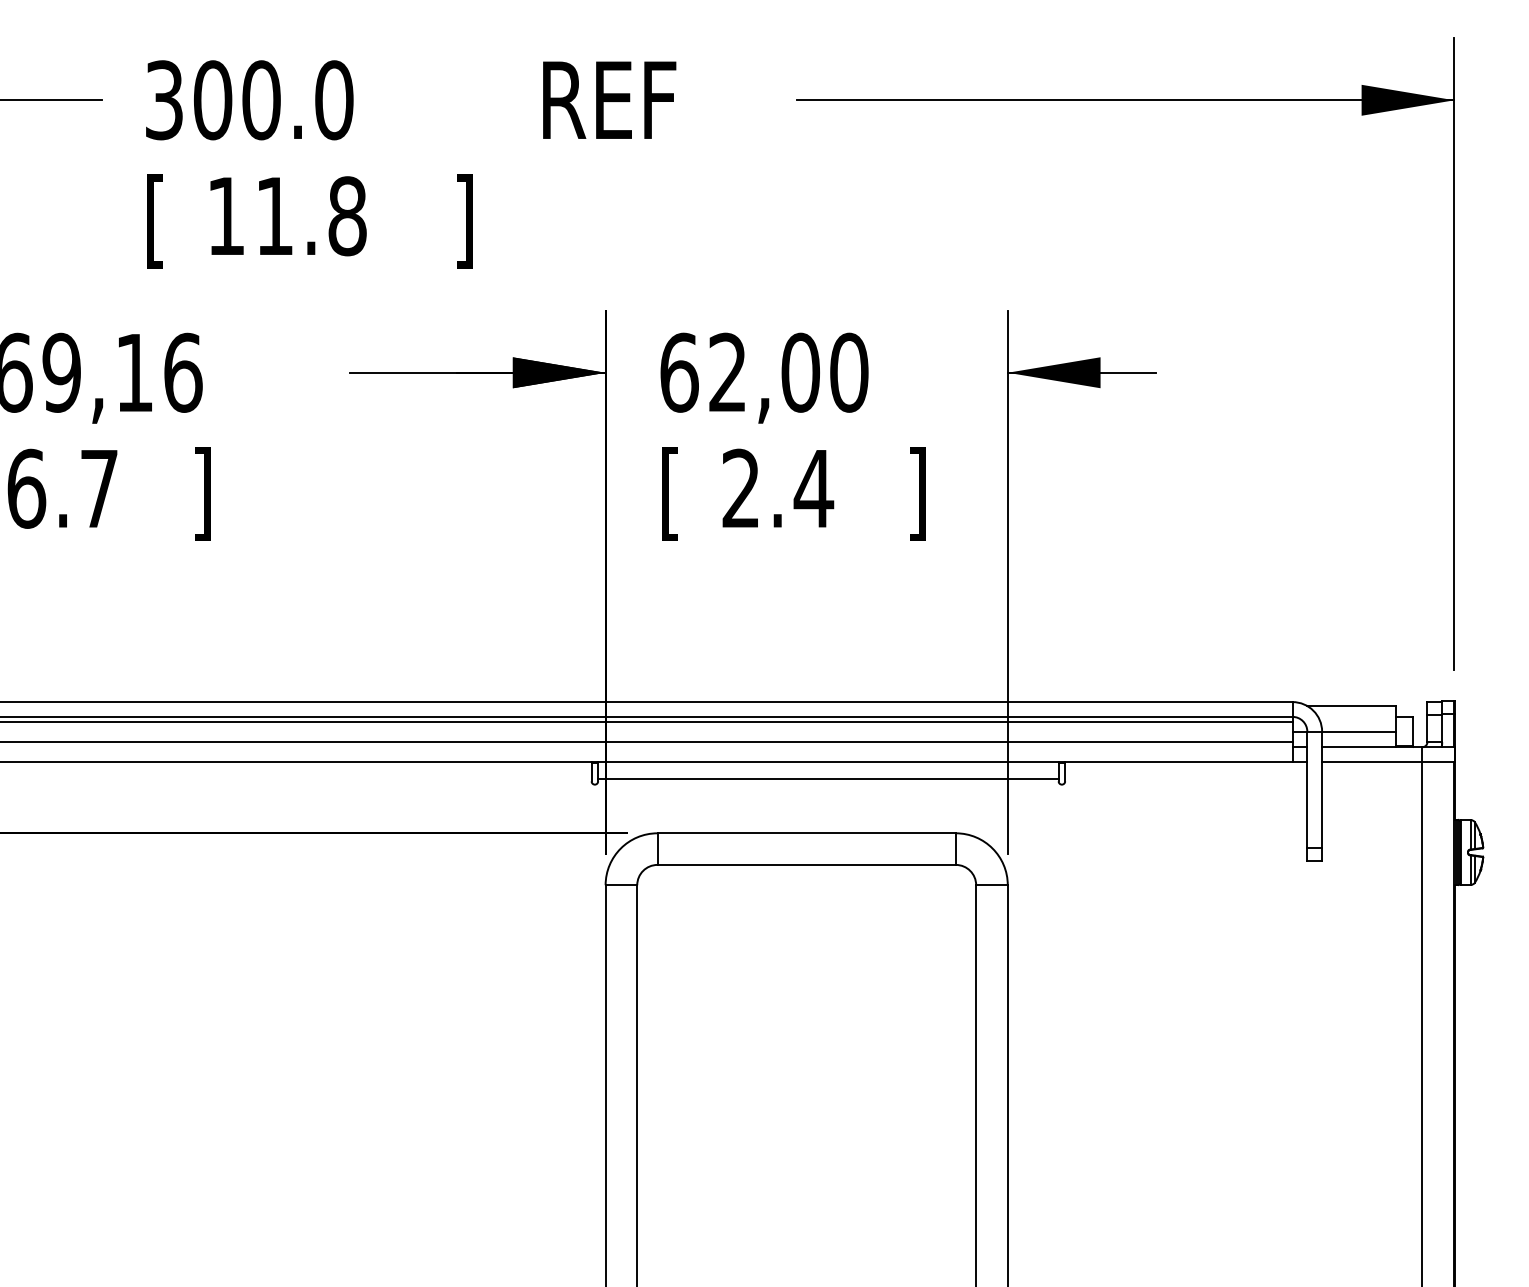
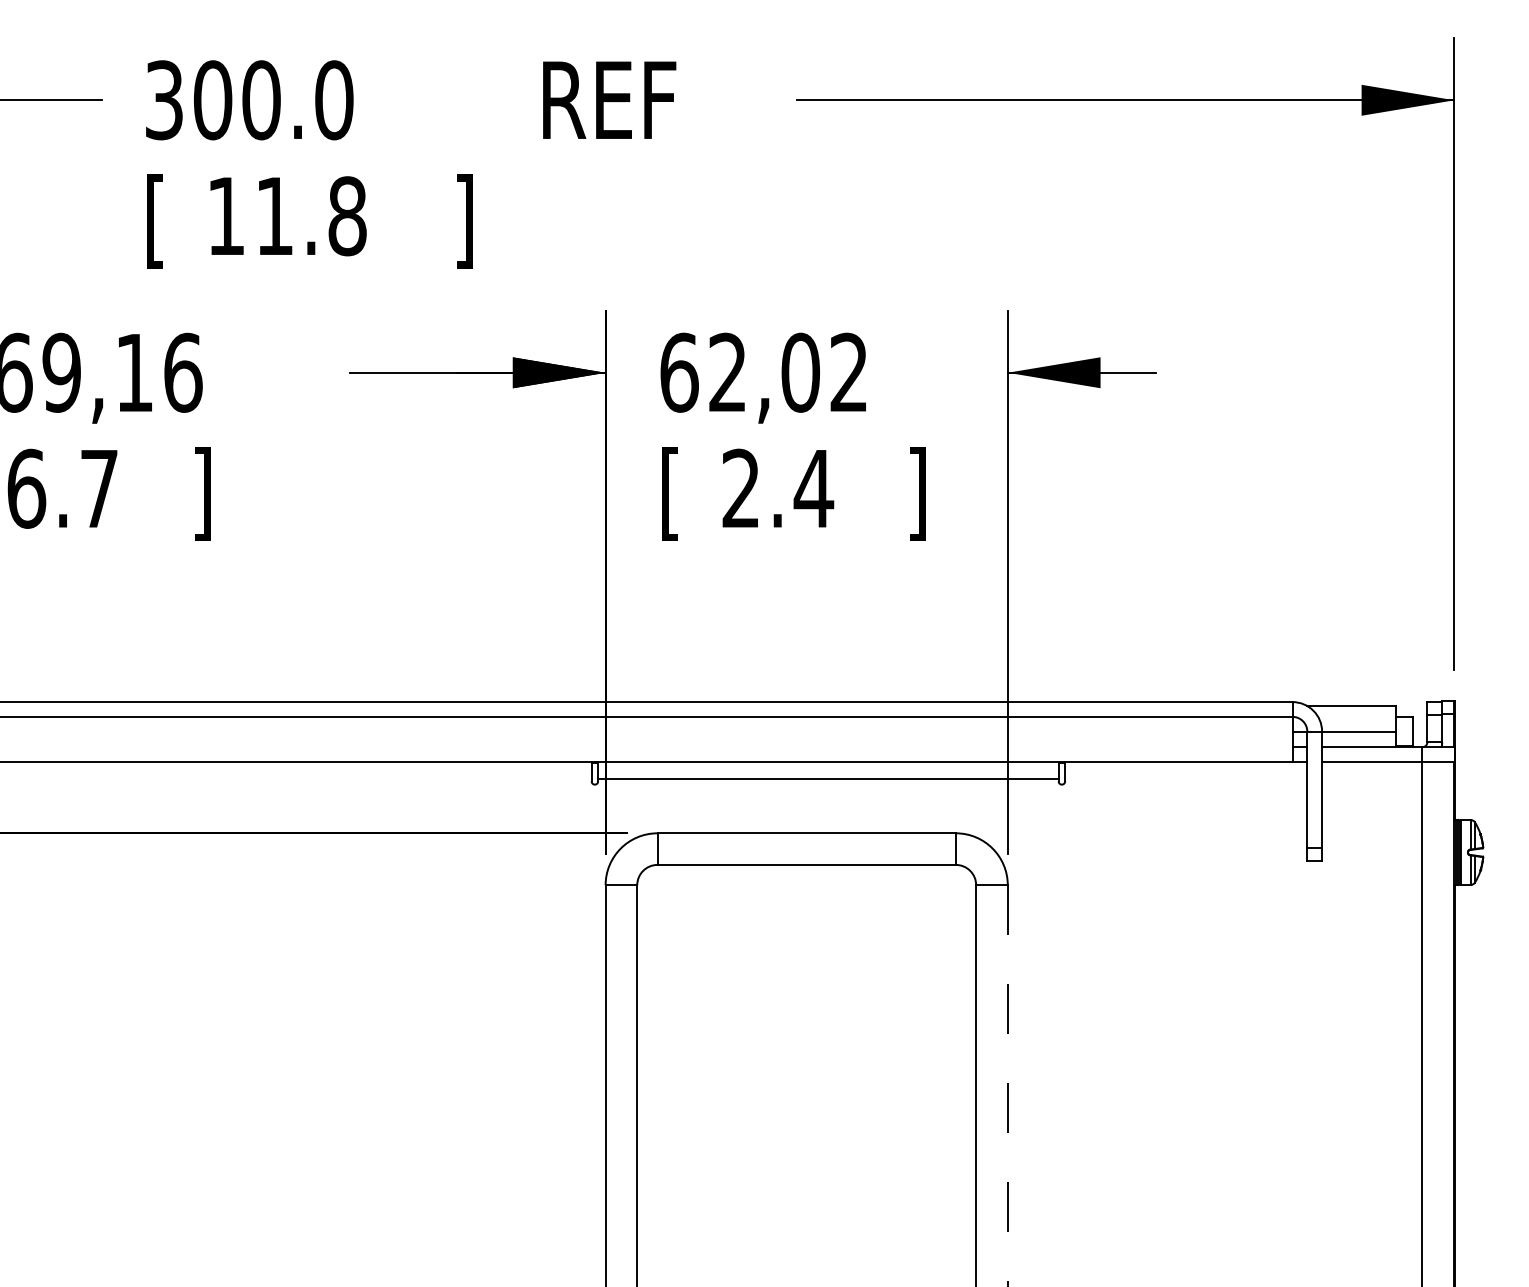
text: 62,00 -> 62,02 (849, 372)
line: present -> none (647, 721)
line: present -> none (647, 742)
line: solid -> dashed (1007, 1086)
